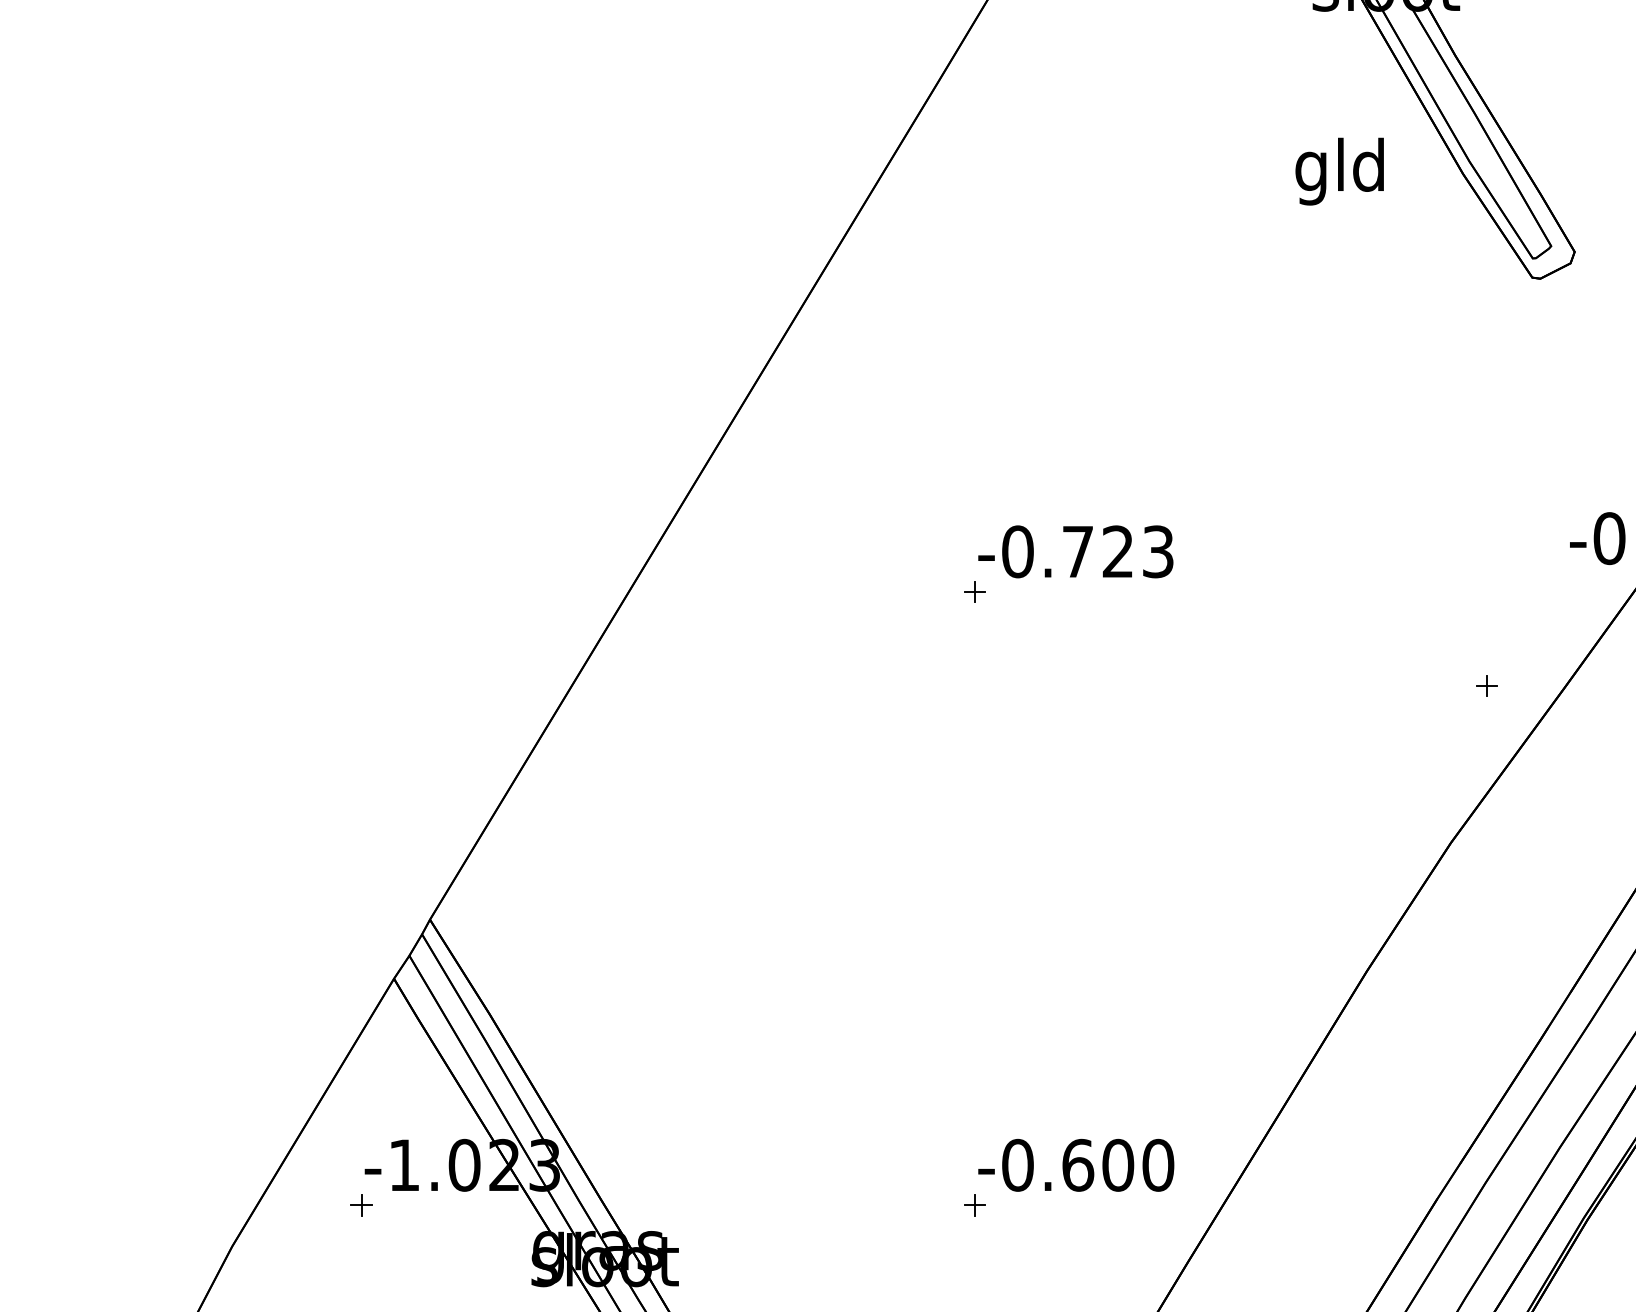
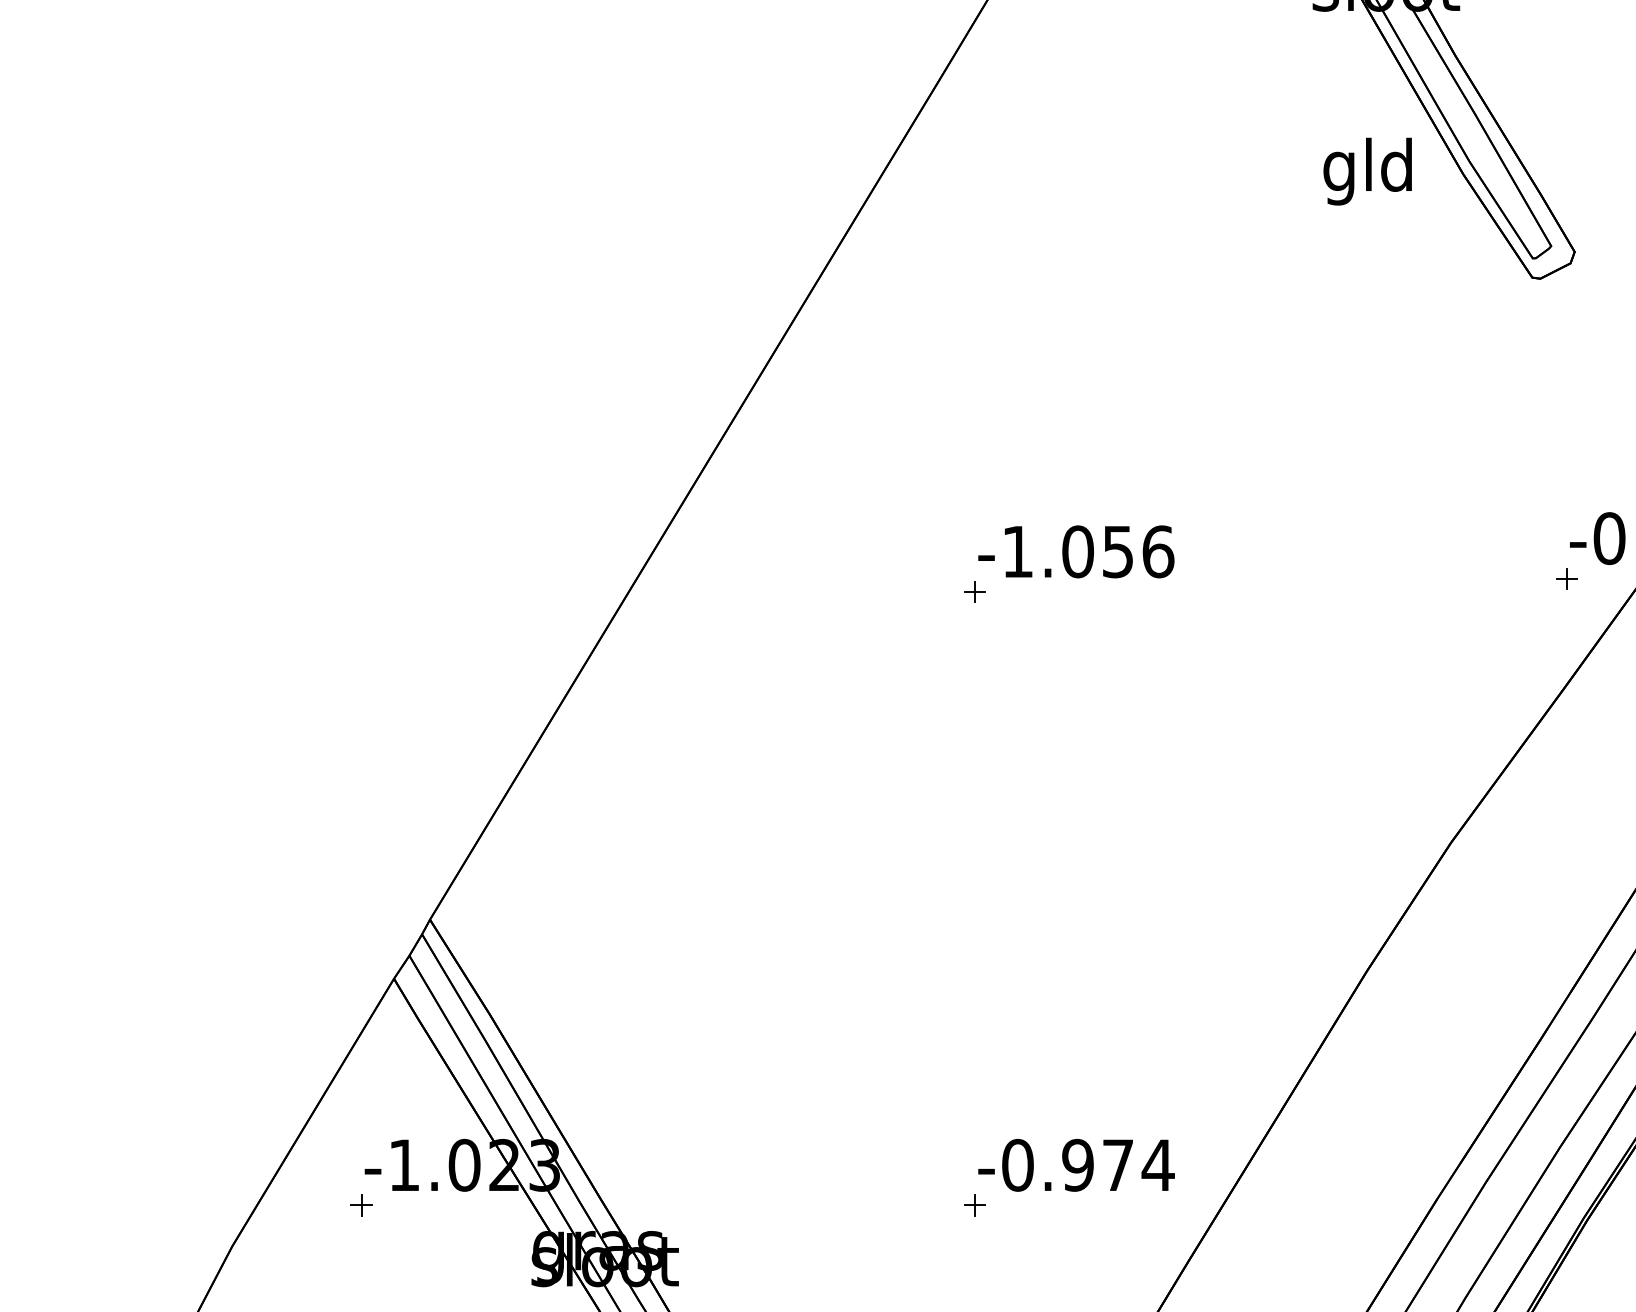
text position: (1339, 171) -> (1367, 171) (1367, 171)
text: -0.723 -> -1.056 (1088, 551)
part position: (1486, 685) -> (1566, 578) (1566, 578)
text: -0.600 -> -0.974 (1118, 1164)
